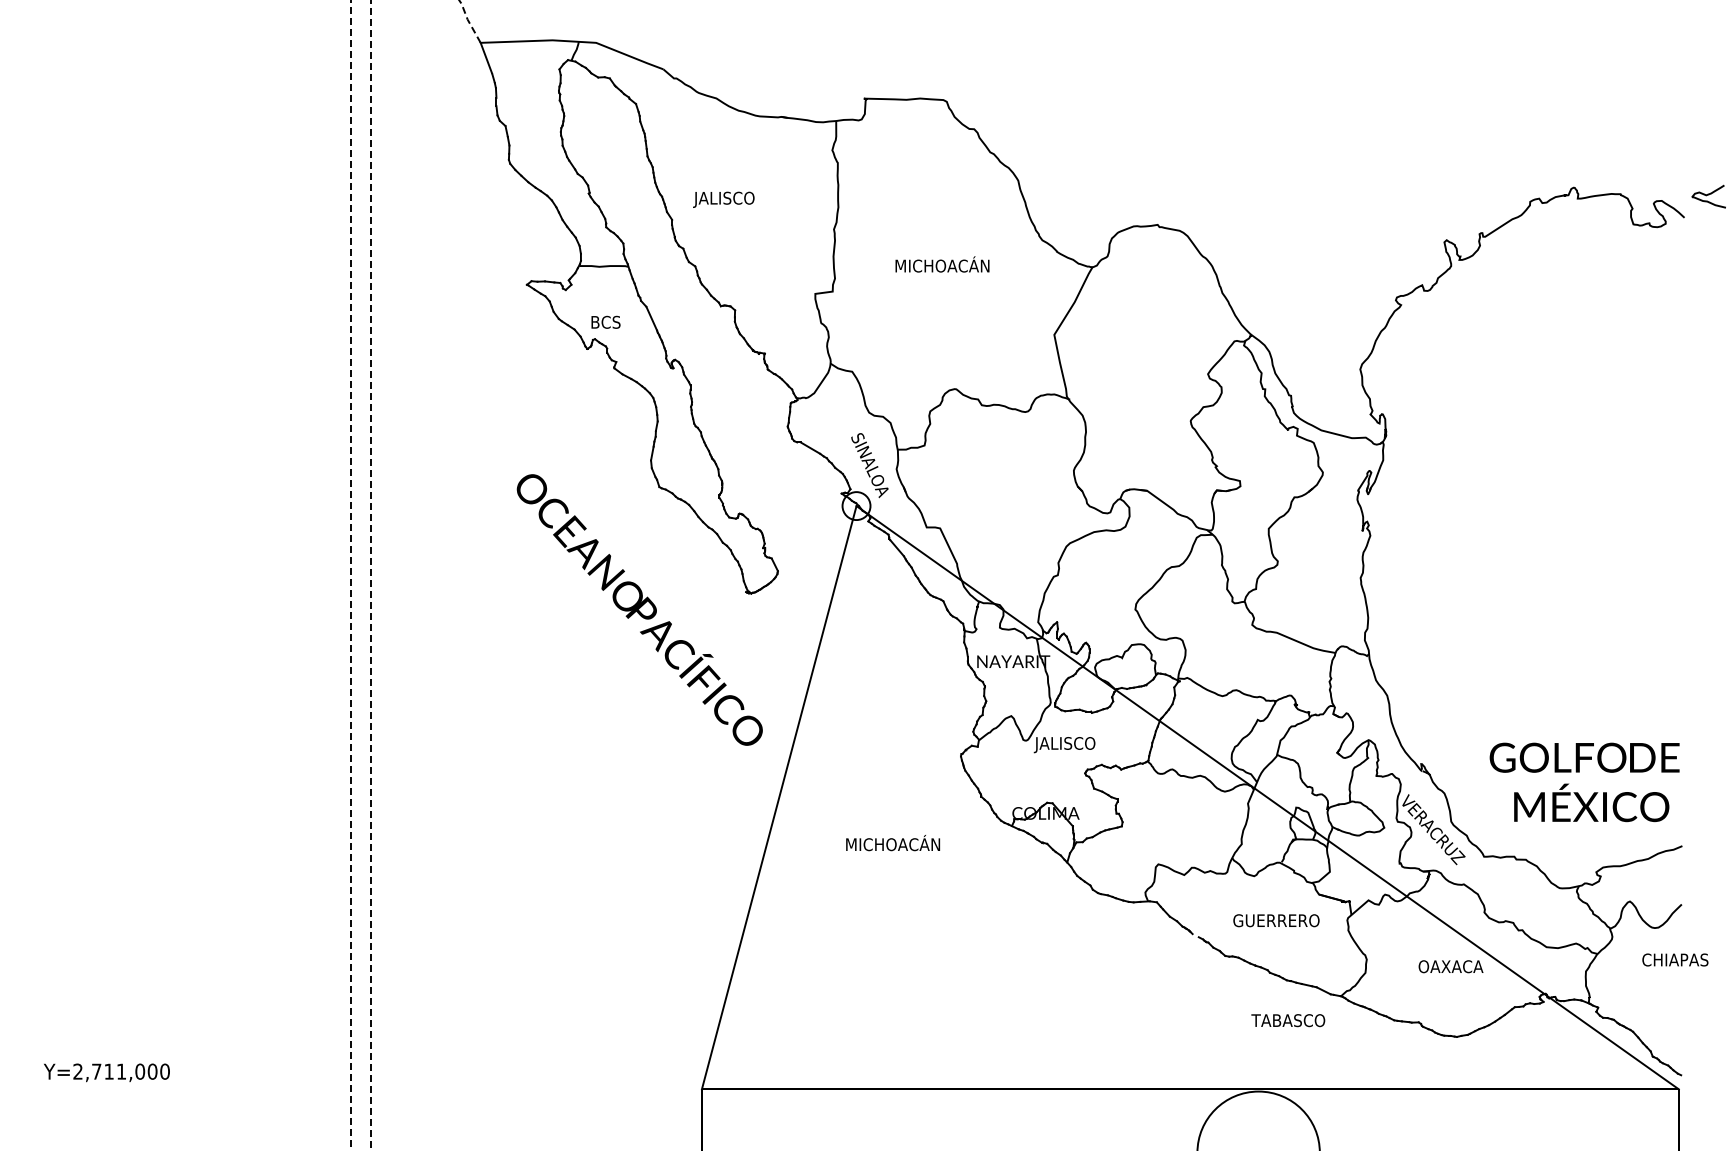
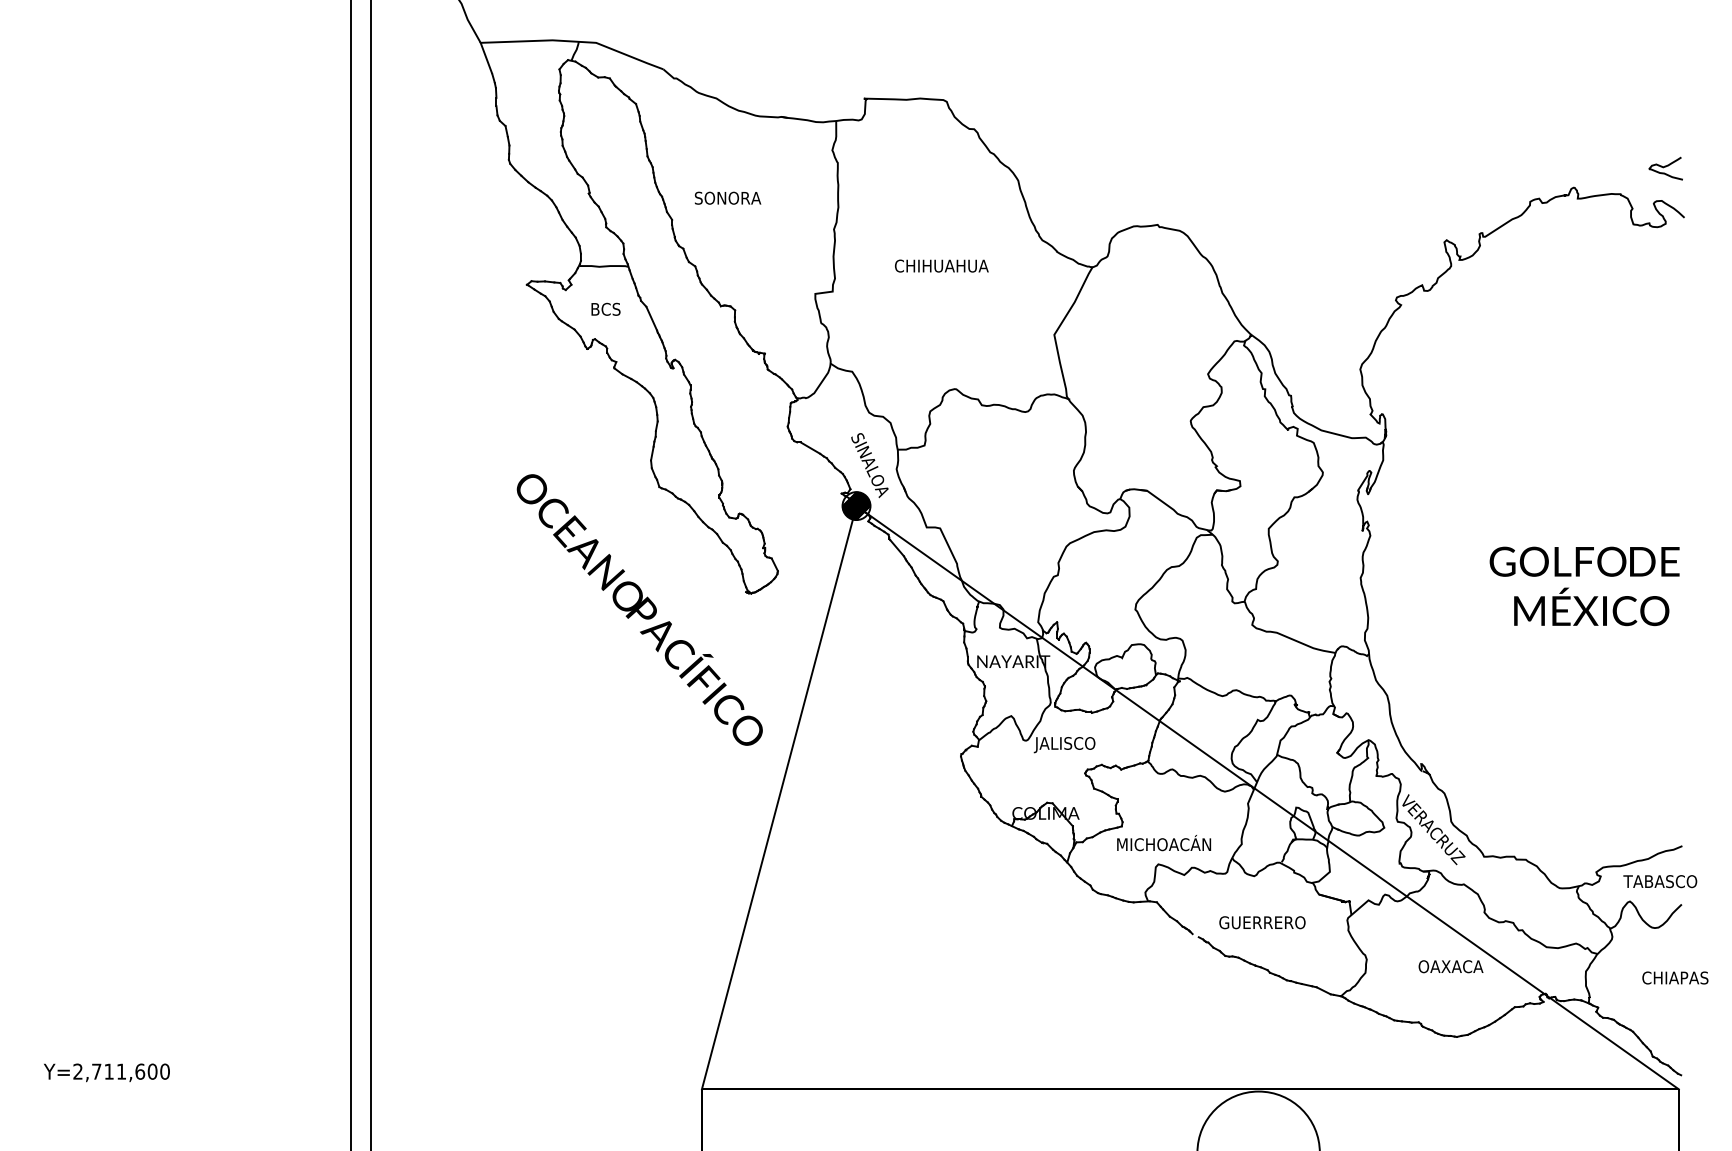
line: dashed -> solid (468, 20)
curve position: (1708, 195) -> (1665, 167) (1665, 167)
text: JALISCO -> SONORA (727, 199)
text: MICHOACÁN -> CHIHUAHUA (942, 264)
text position: (605, 321) -> (605, 308) (605, 308)
hatch: none -> present (856, 506)
line: dashed -> solid (370, 575)
line: dashed -> solid (350, 576)
text position: (1584, 782) -> (1584, 586) (1584, 586)
text position: (893, 843) -> (1164, 843) (1164, 843)
text position: (1276, 920) -> (1262, 922) (1262, 922)
text position: (1675, 959) -> (1675, 977) (1675, 977)
text position: (1288, 1020) -> (1660, 881) (1660, 881)
text: Y=2,711,000 -> Y=2,711,600 (140, 1071)
